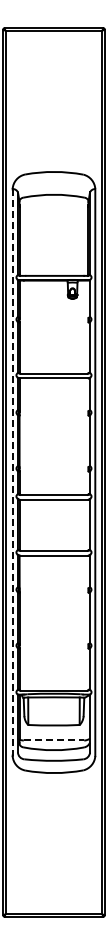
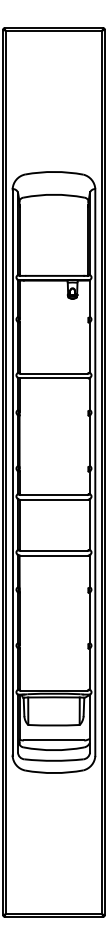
line: dashed -> solid (12, 473)
line: dashed -> solid (54, 740)
